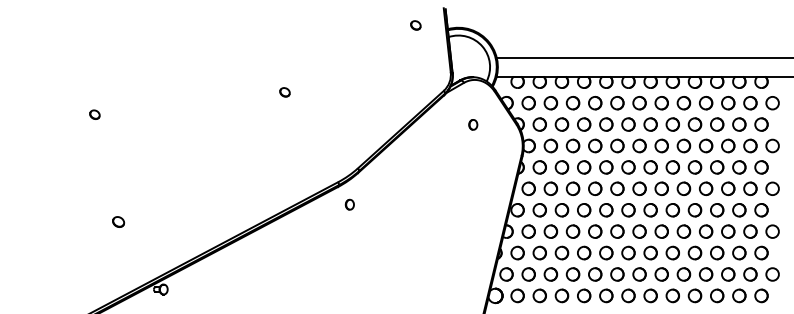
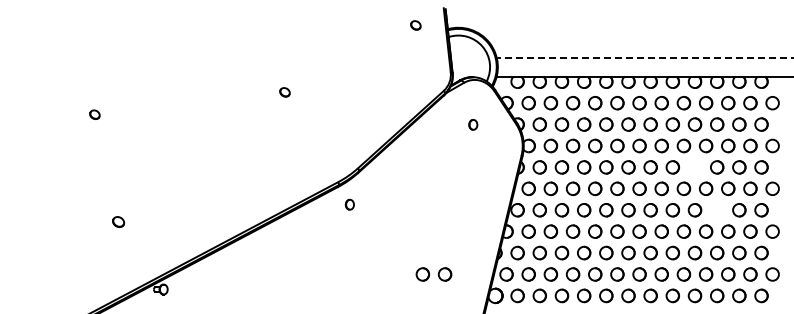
line: solid -> dashed (645, 57)
part: present -> none (694, 167)
circle: present -> none (717, 210)
part: none -> present (433, 274)
